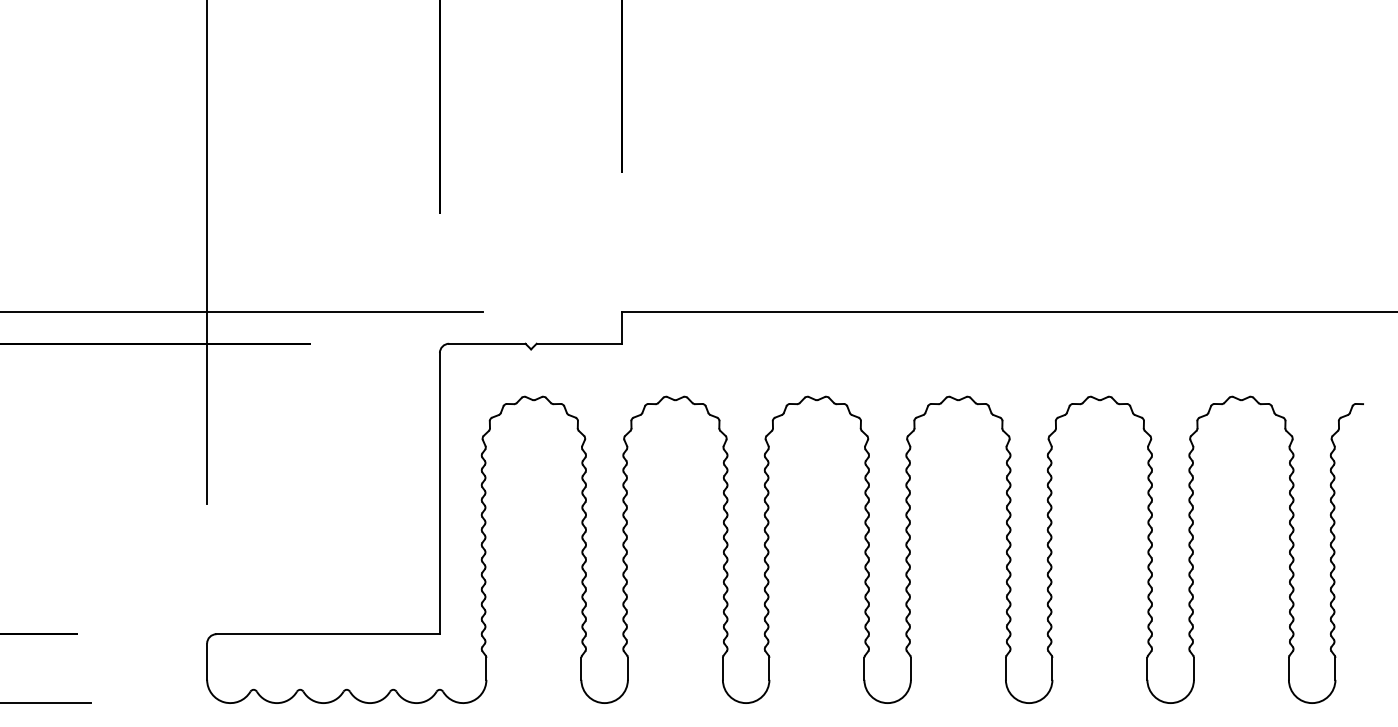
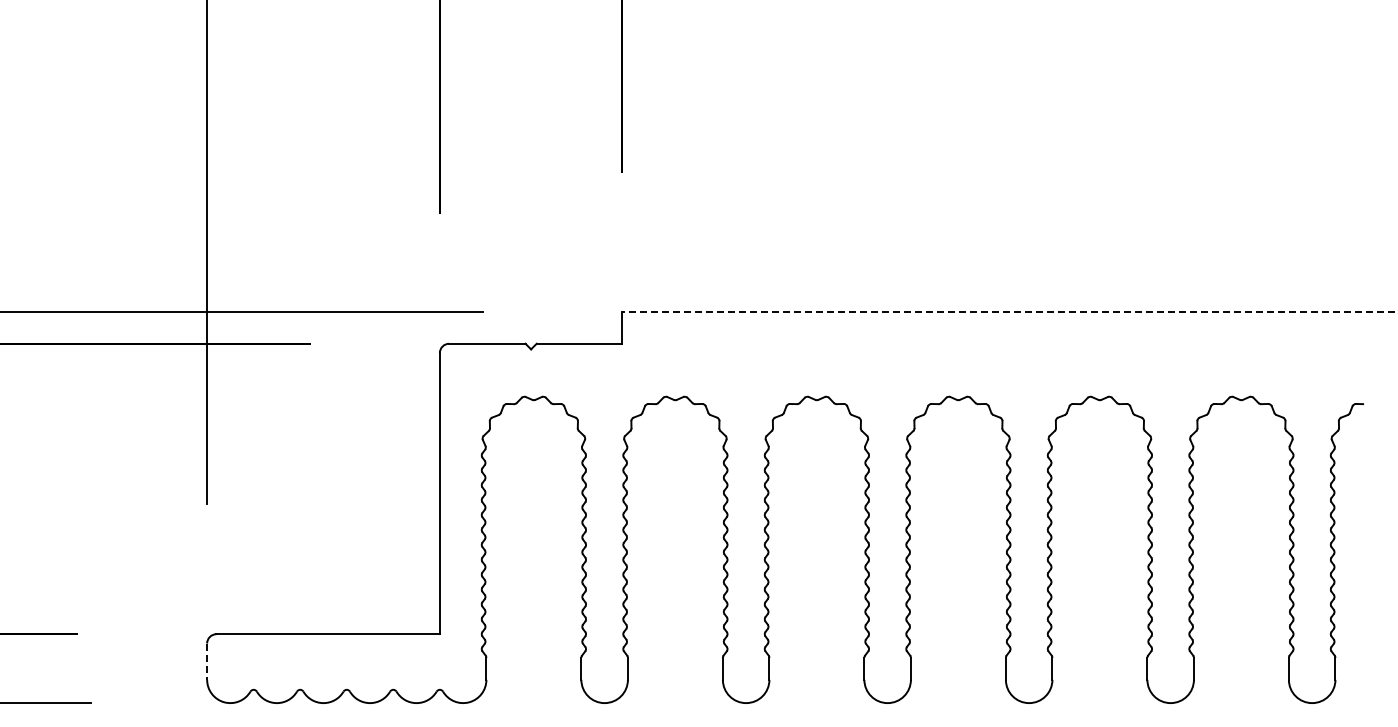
line: solid -> dashed (1009, 312)
line: solid -> dashed (207, 662)
